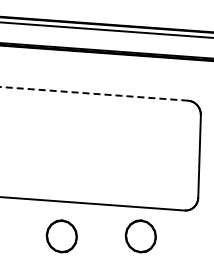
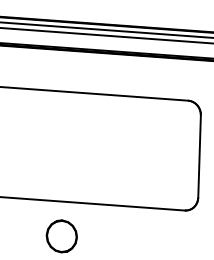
line: none -> present (106, 35)
line: dashed -> solid (93, 93)
part: present -> none (140, 236)
